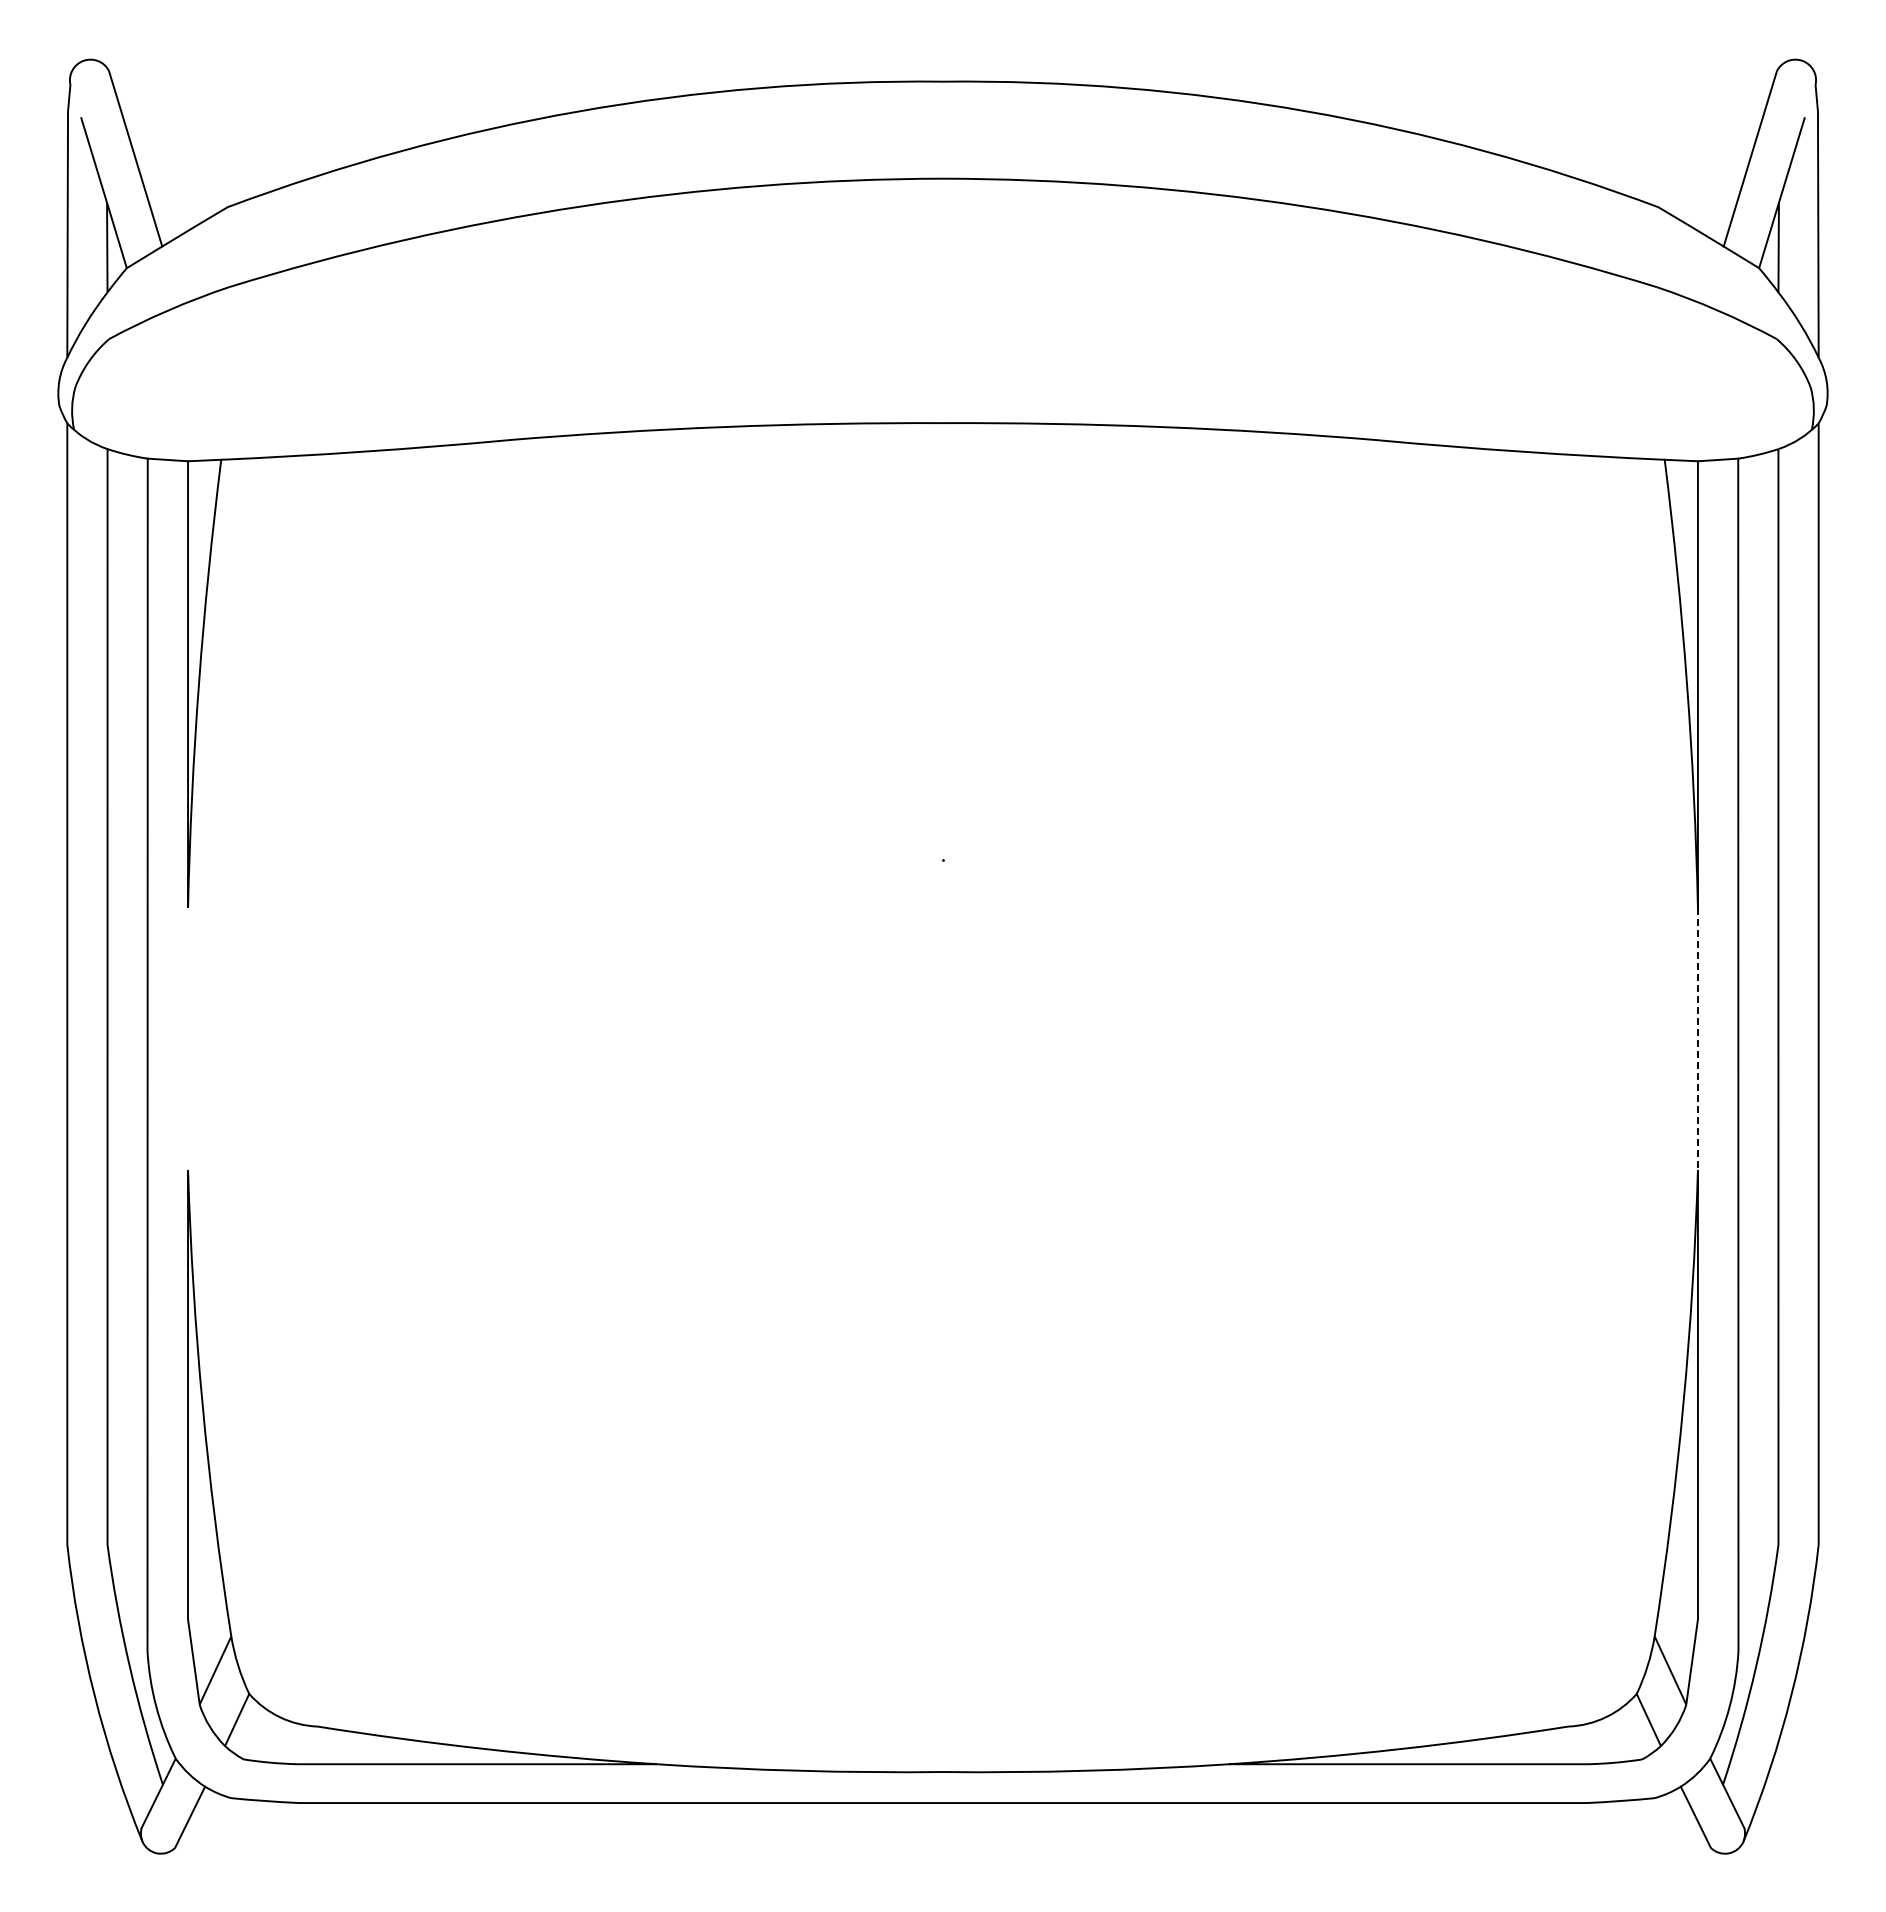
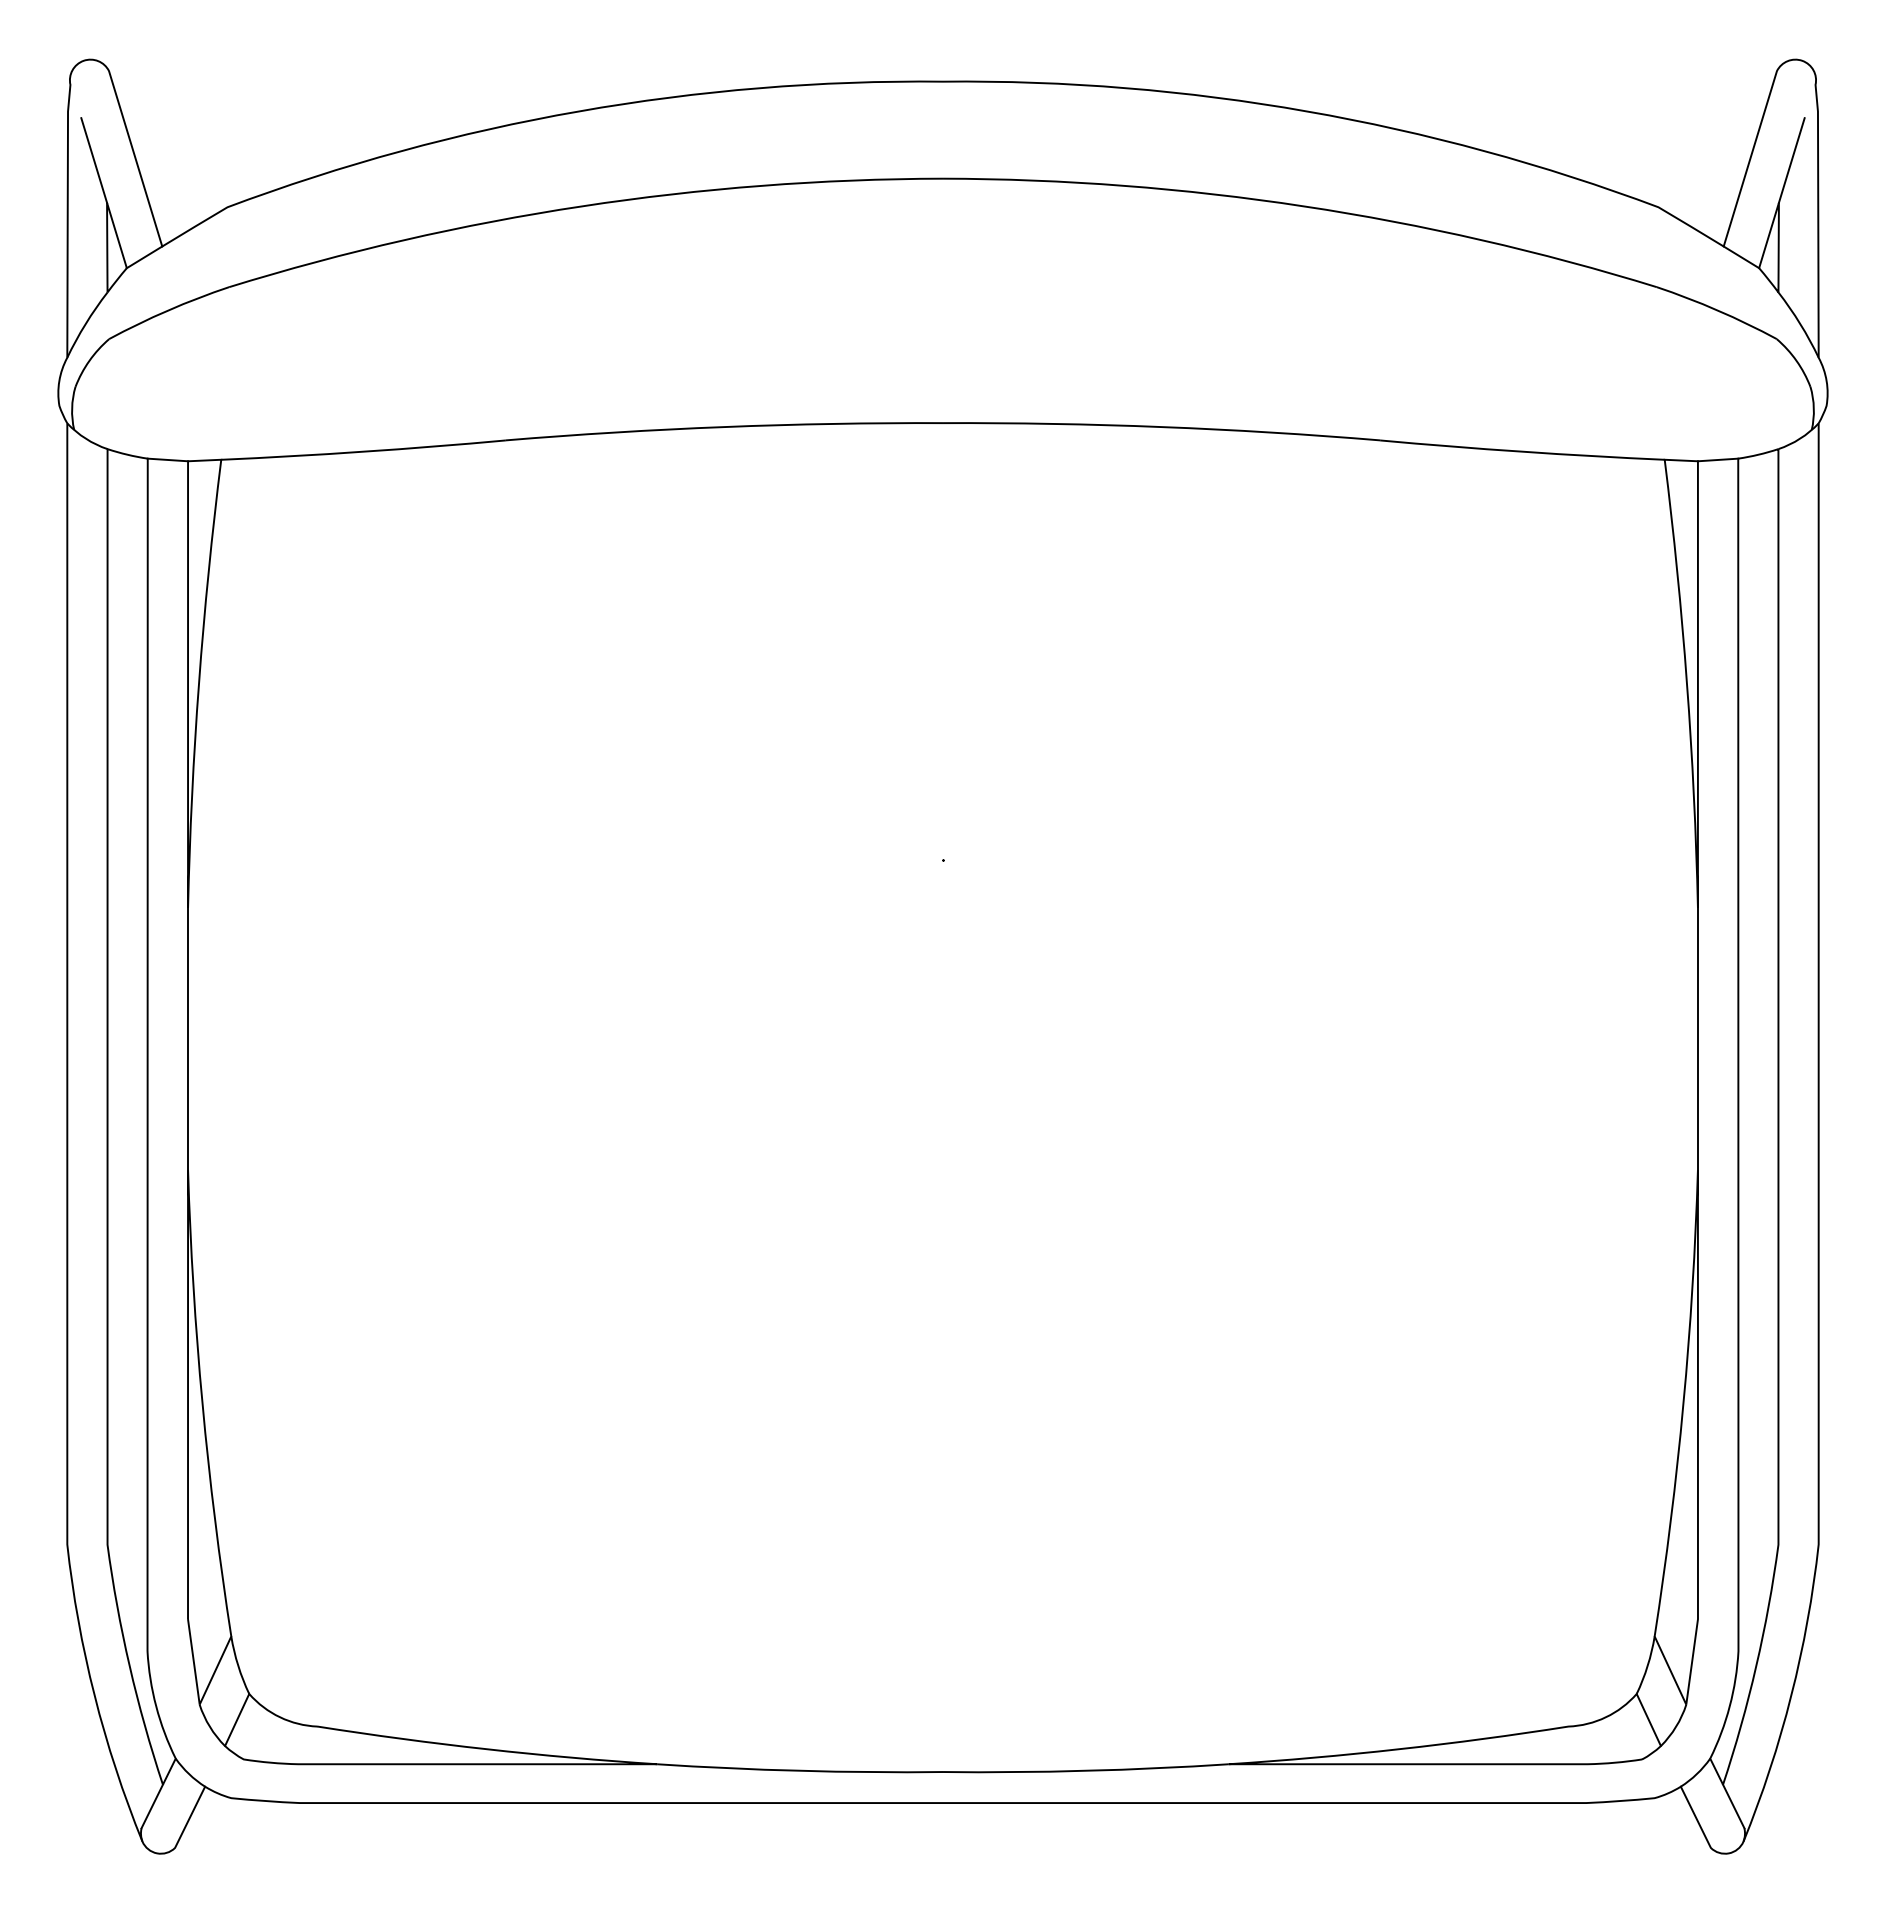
line: none -> present (188, 1038)
line: dashed -> solid (1697, 1039)
